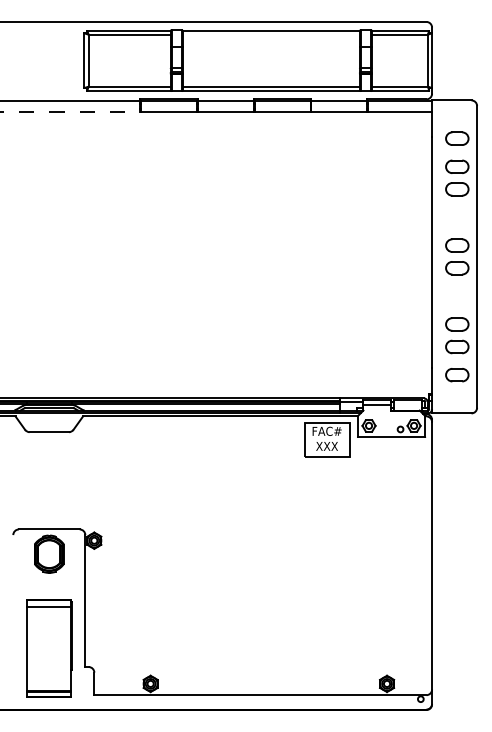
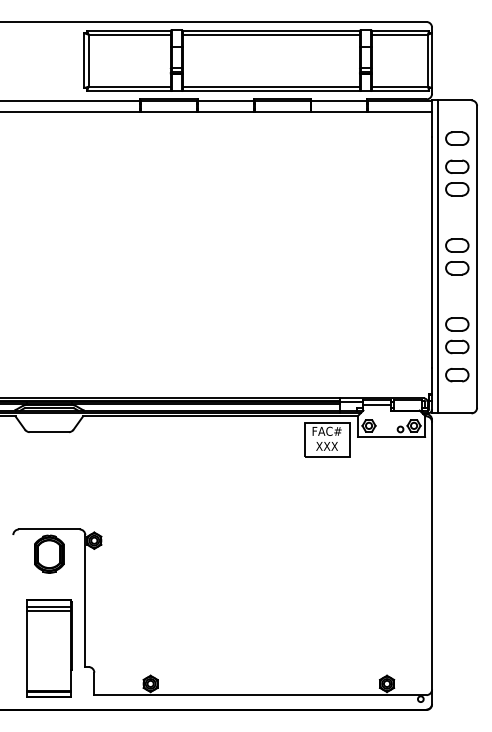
line: none -> present (270, 34)
line: dashed -> solid (70, 112)
line: none -> present (437, 256)
line: none -> present (48, 610)
